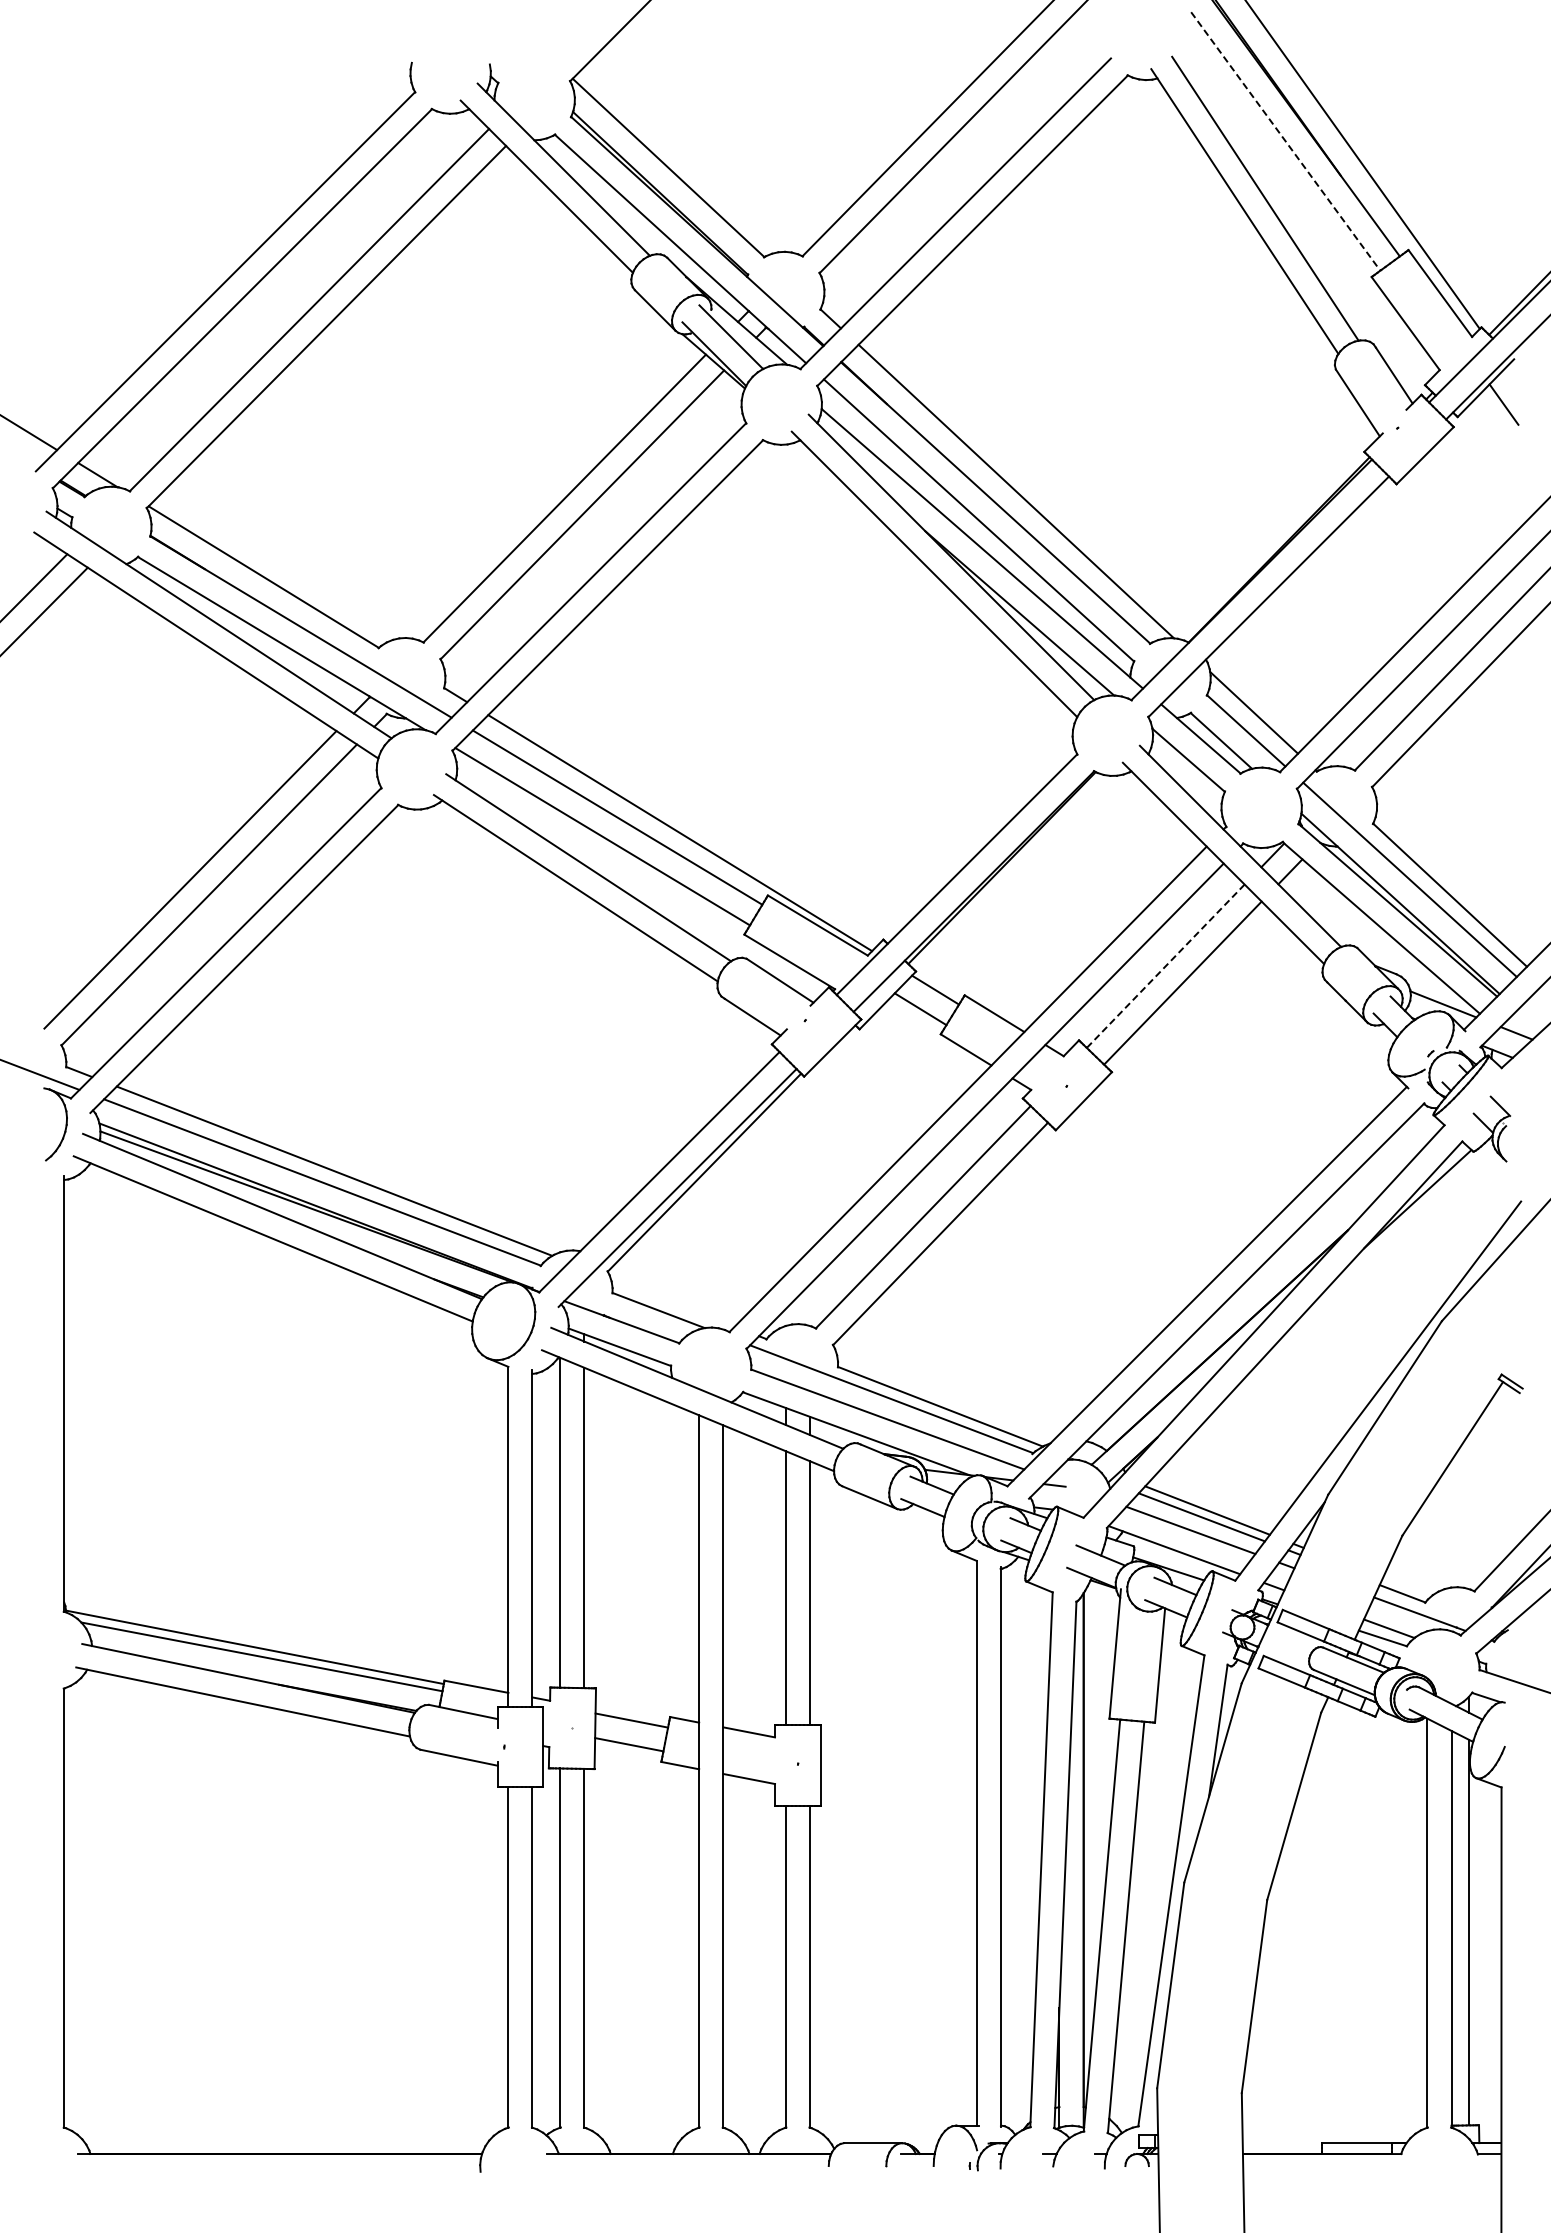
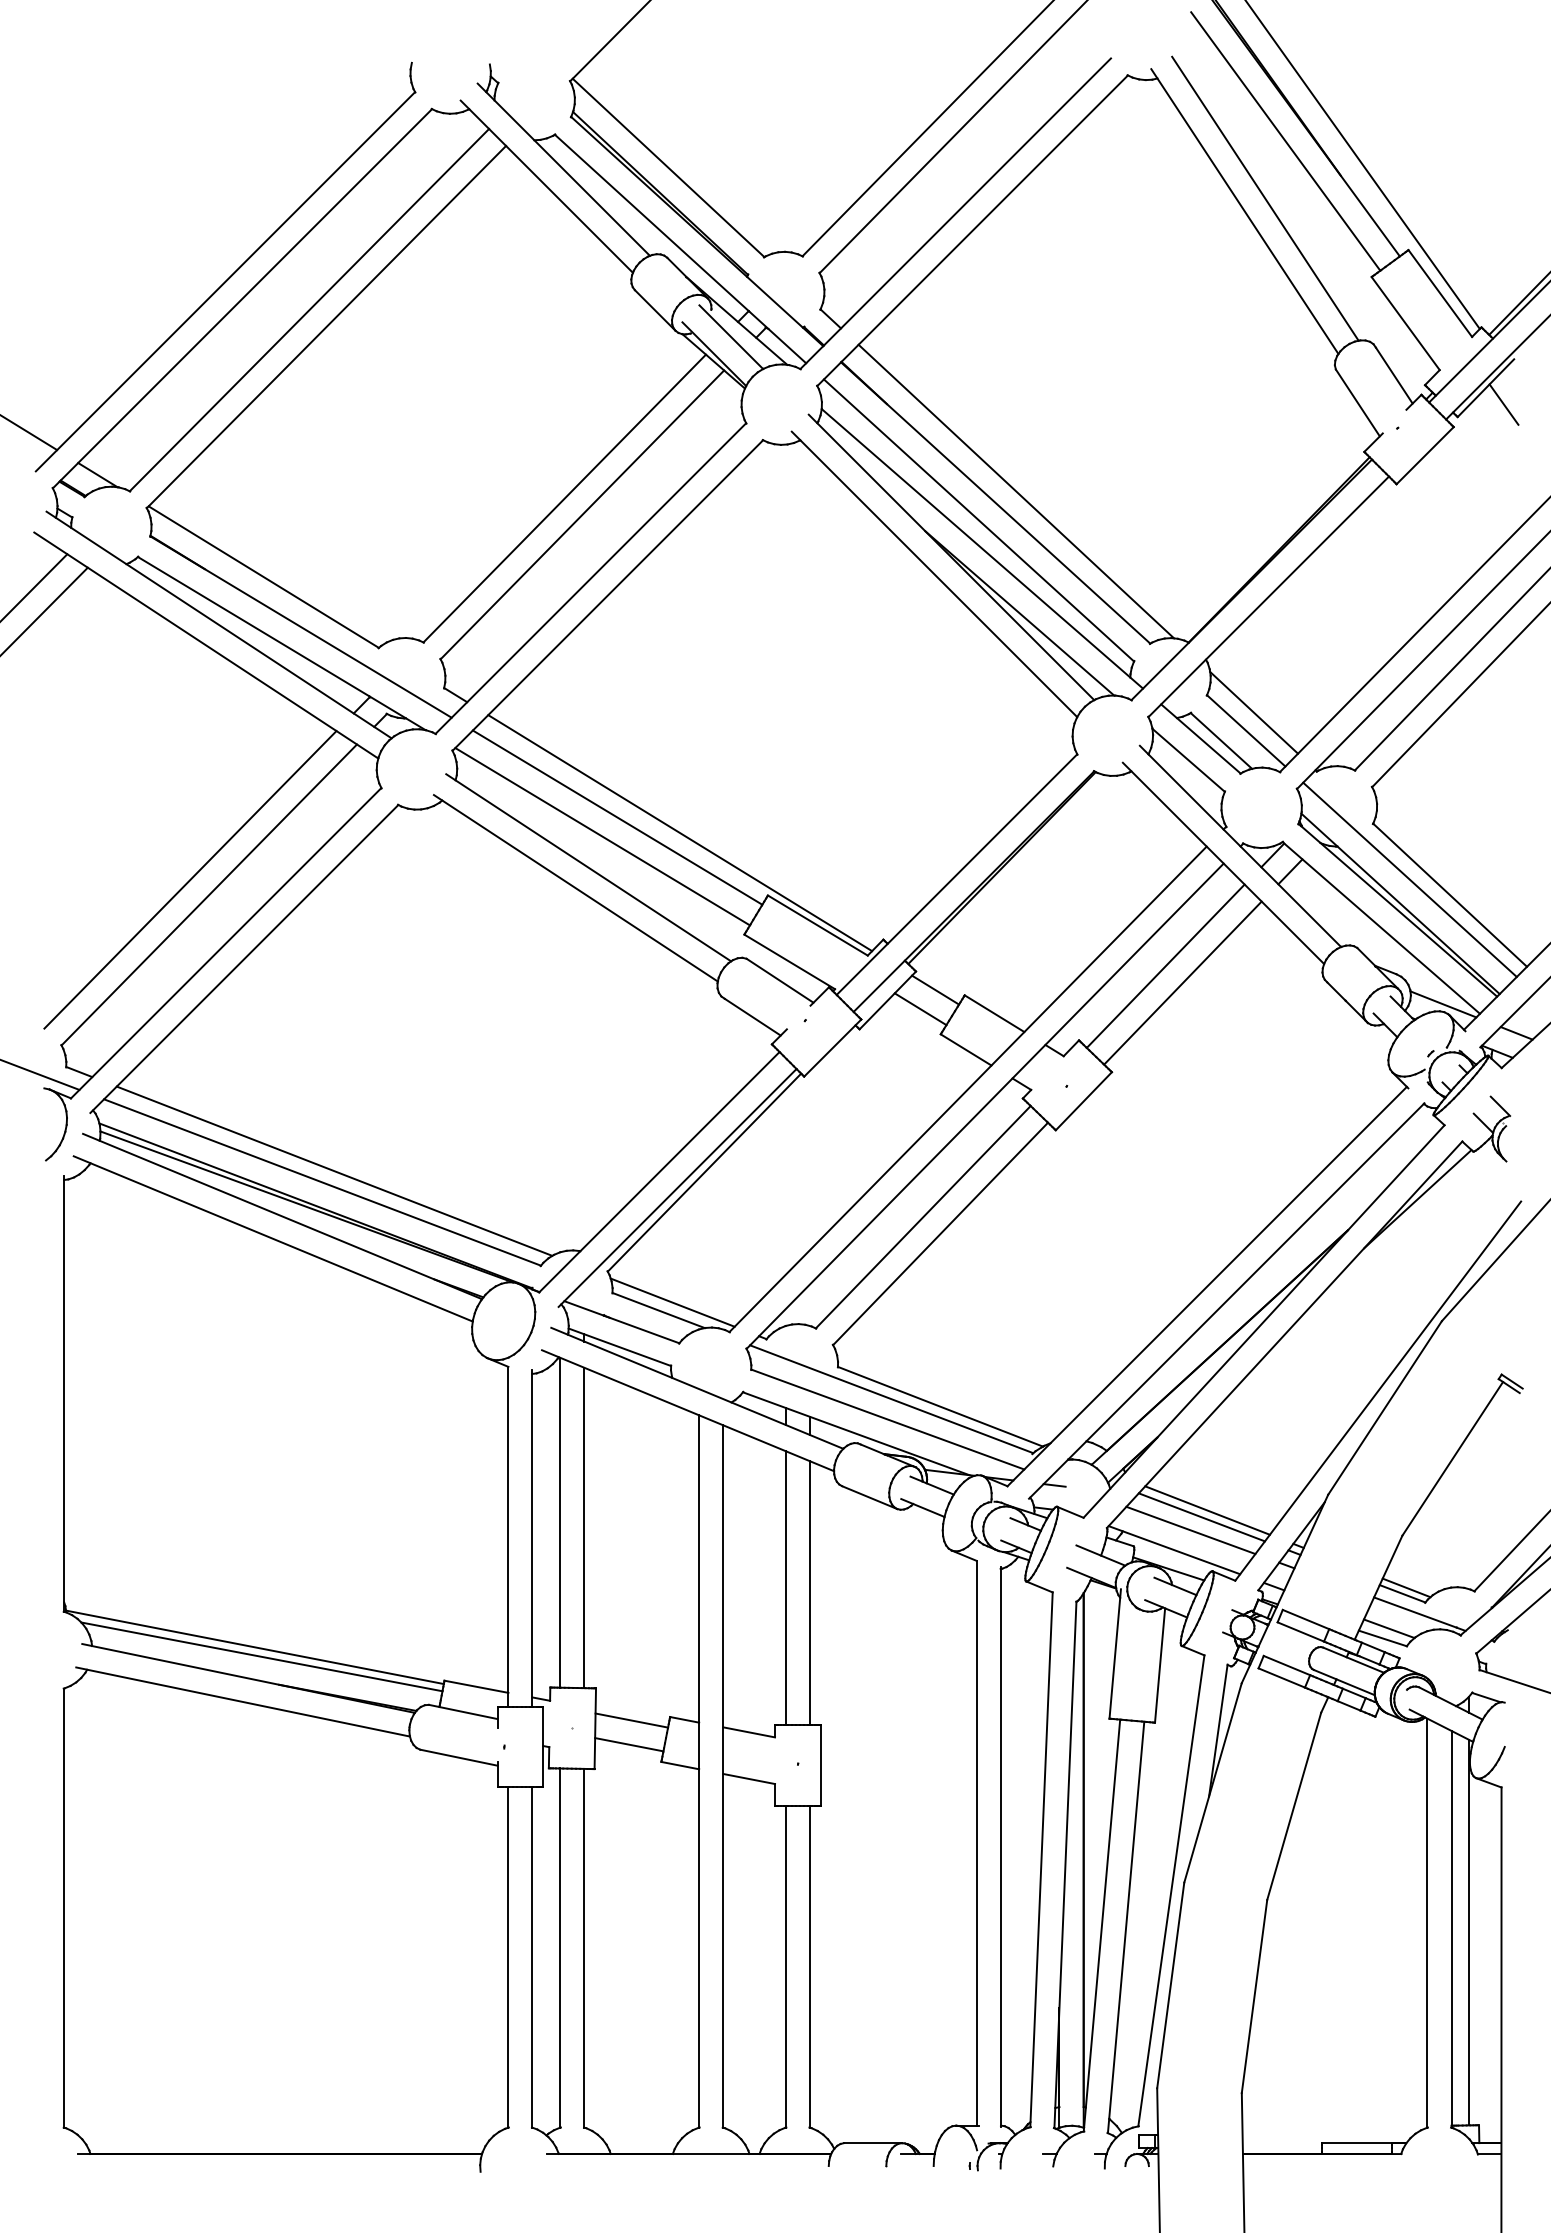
line: dashed -> solid (1286, 141)
line: dashed -> solid (1165, 966)
line: none -> present (672, 1302)
line: none -> present (1406, 1587)
